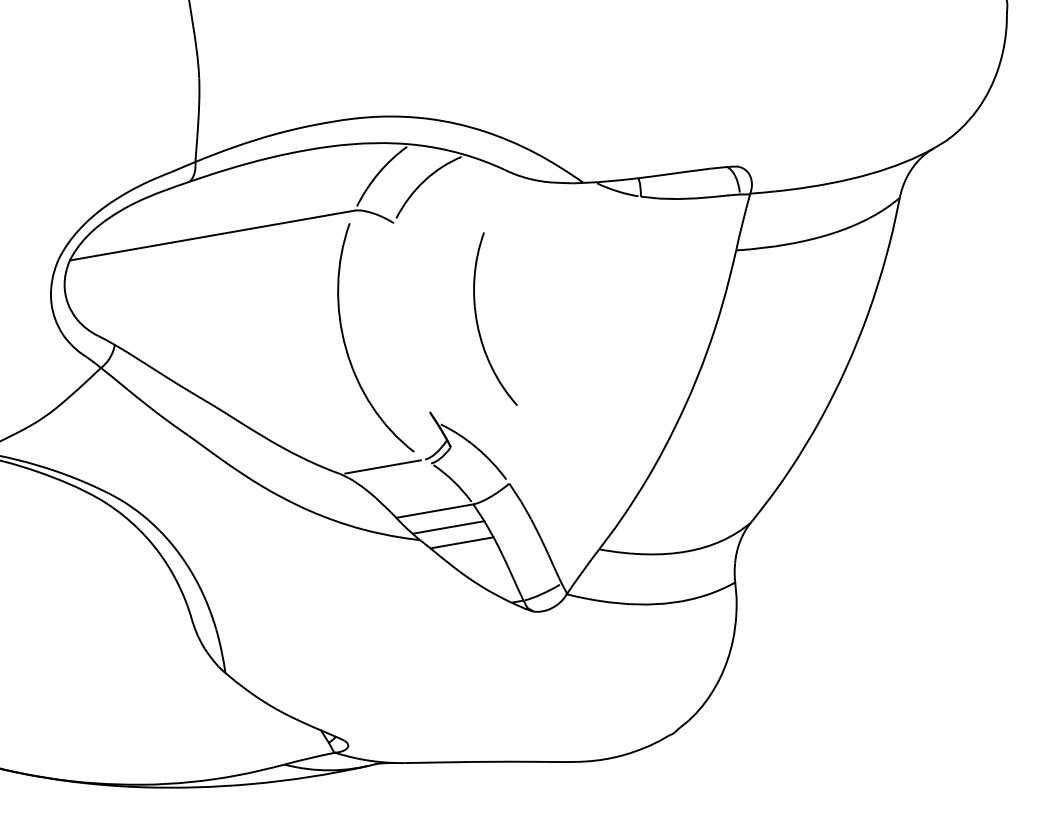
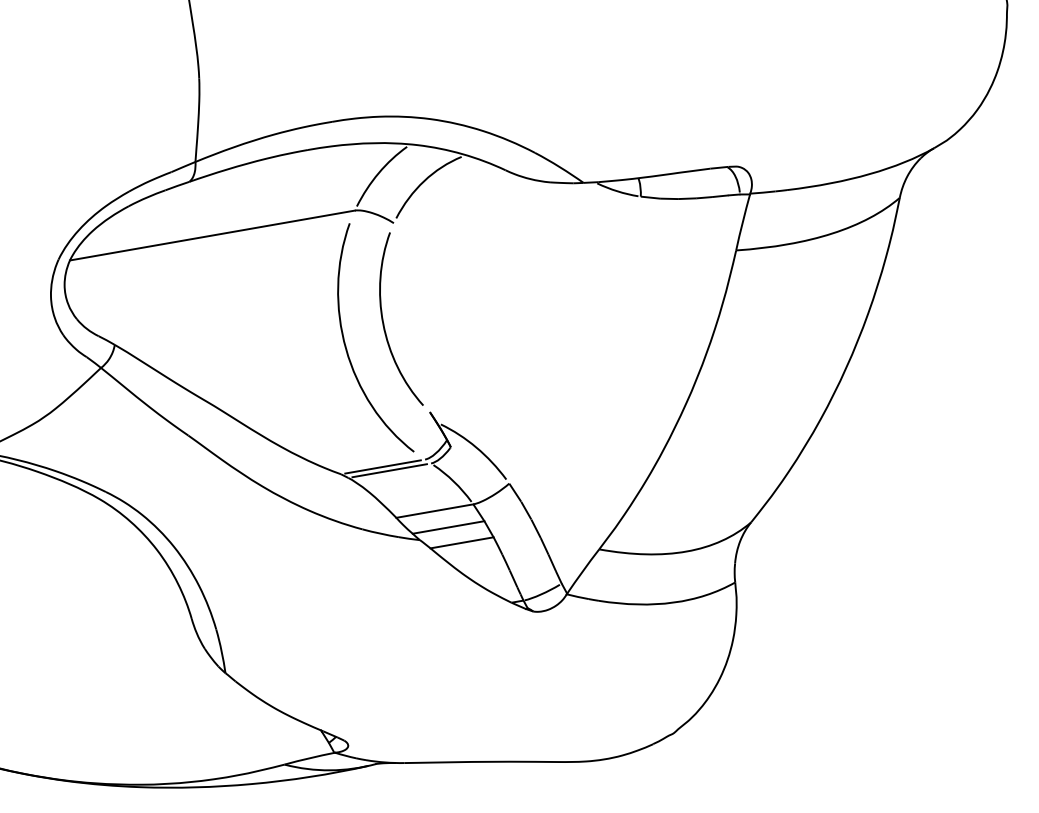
curve position: (478, 323) -> (384, 323) (384, 323)
line: none -> present (389, 470)
